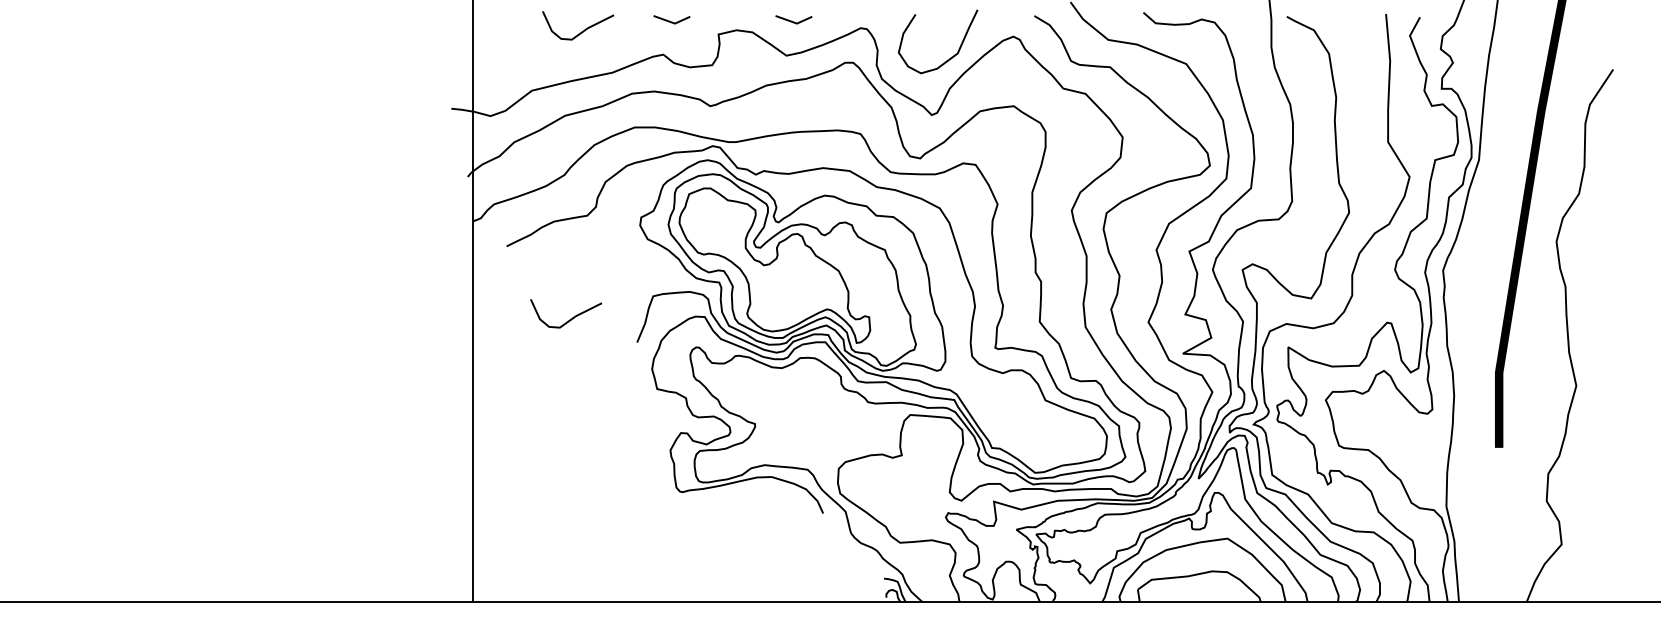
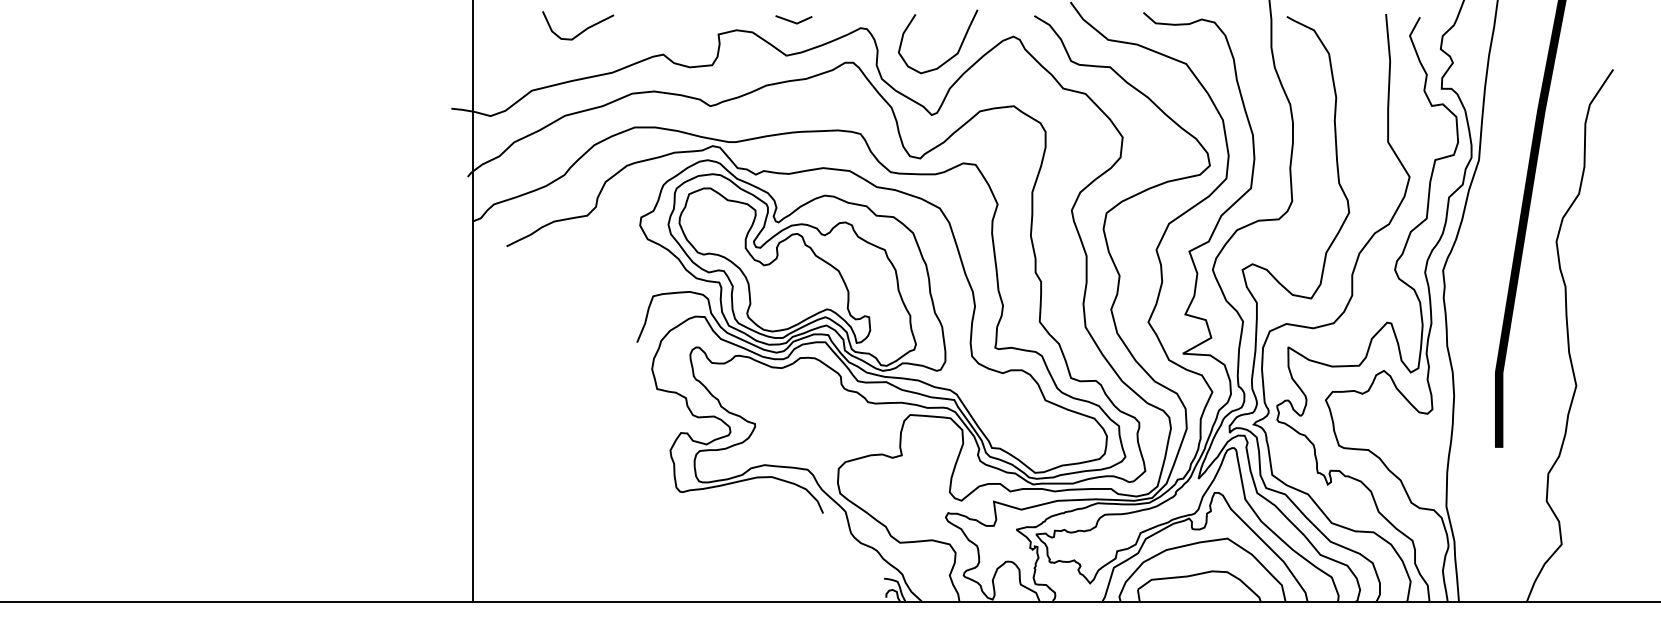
line: present -> none (671, 21)
curve: present -> none (570, 318)
